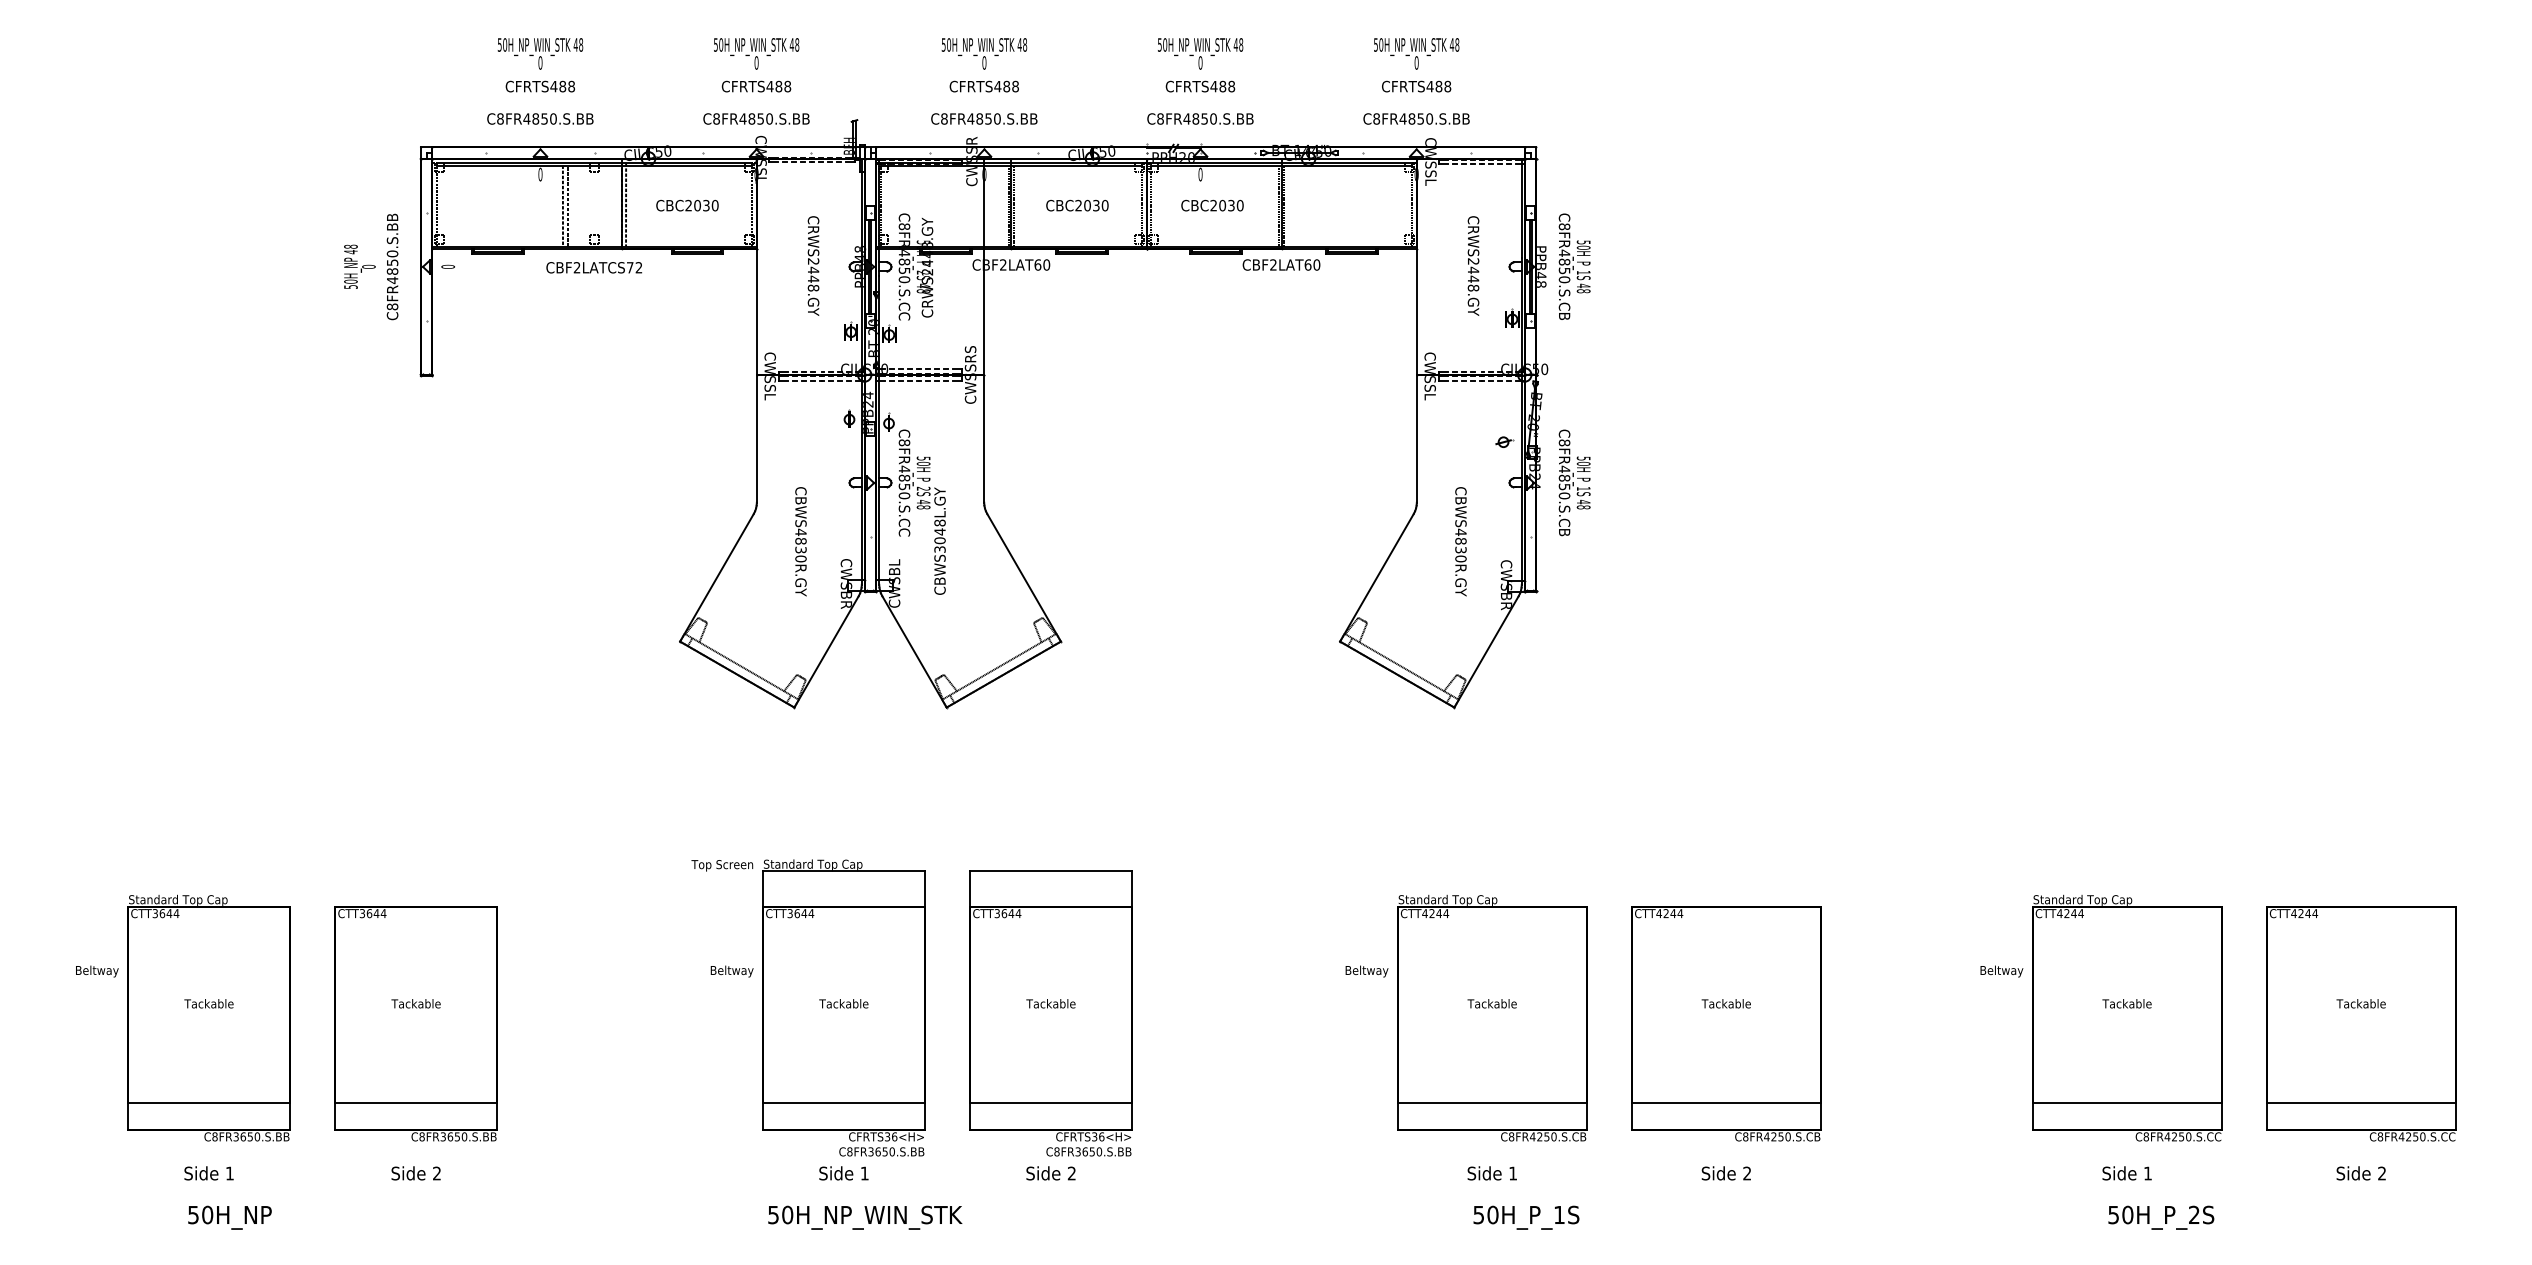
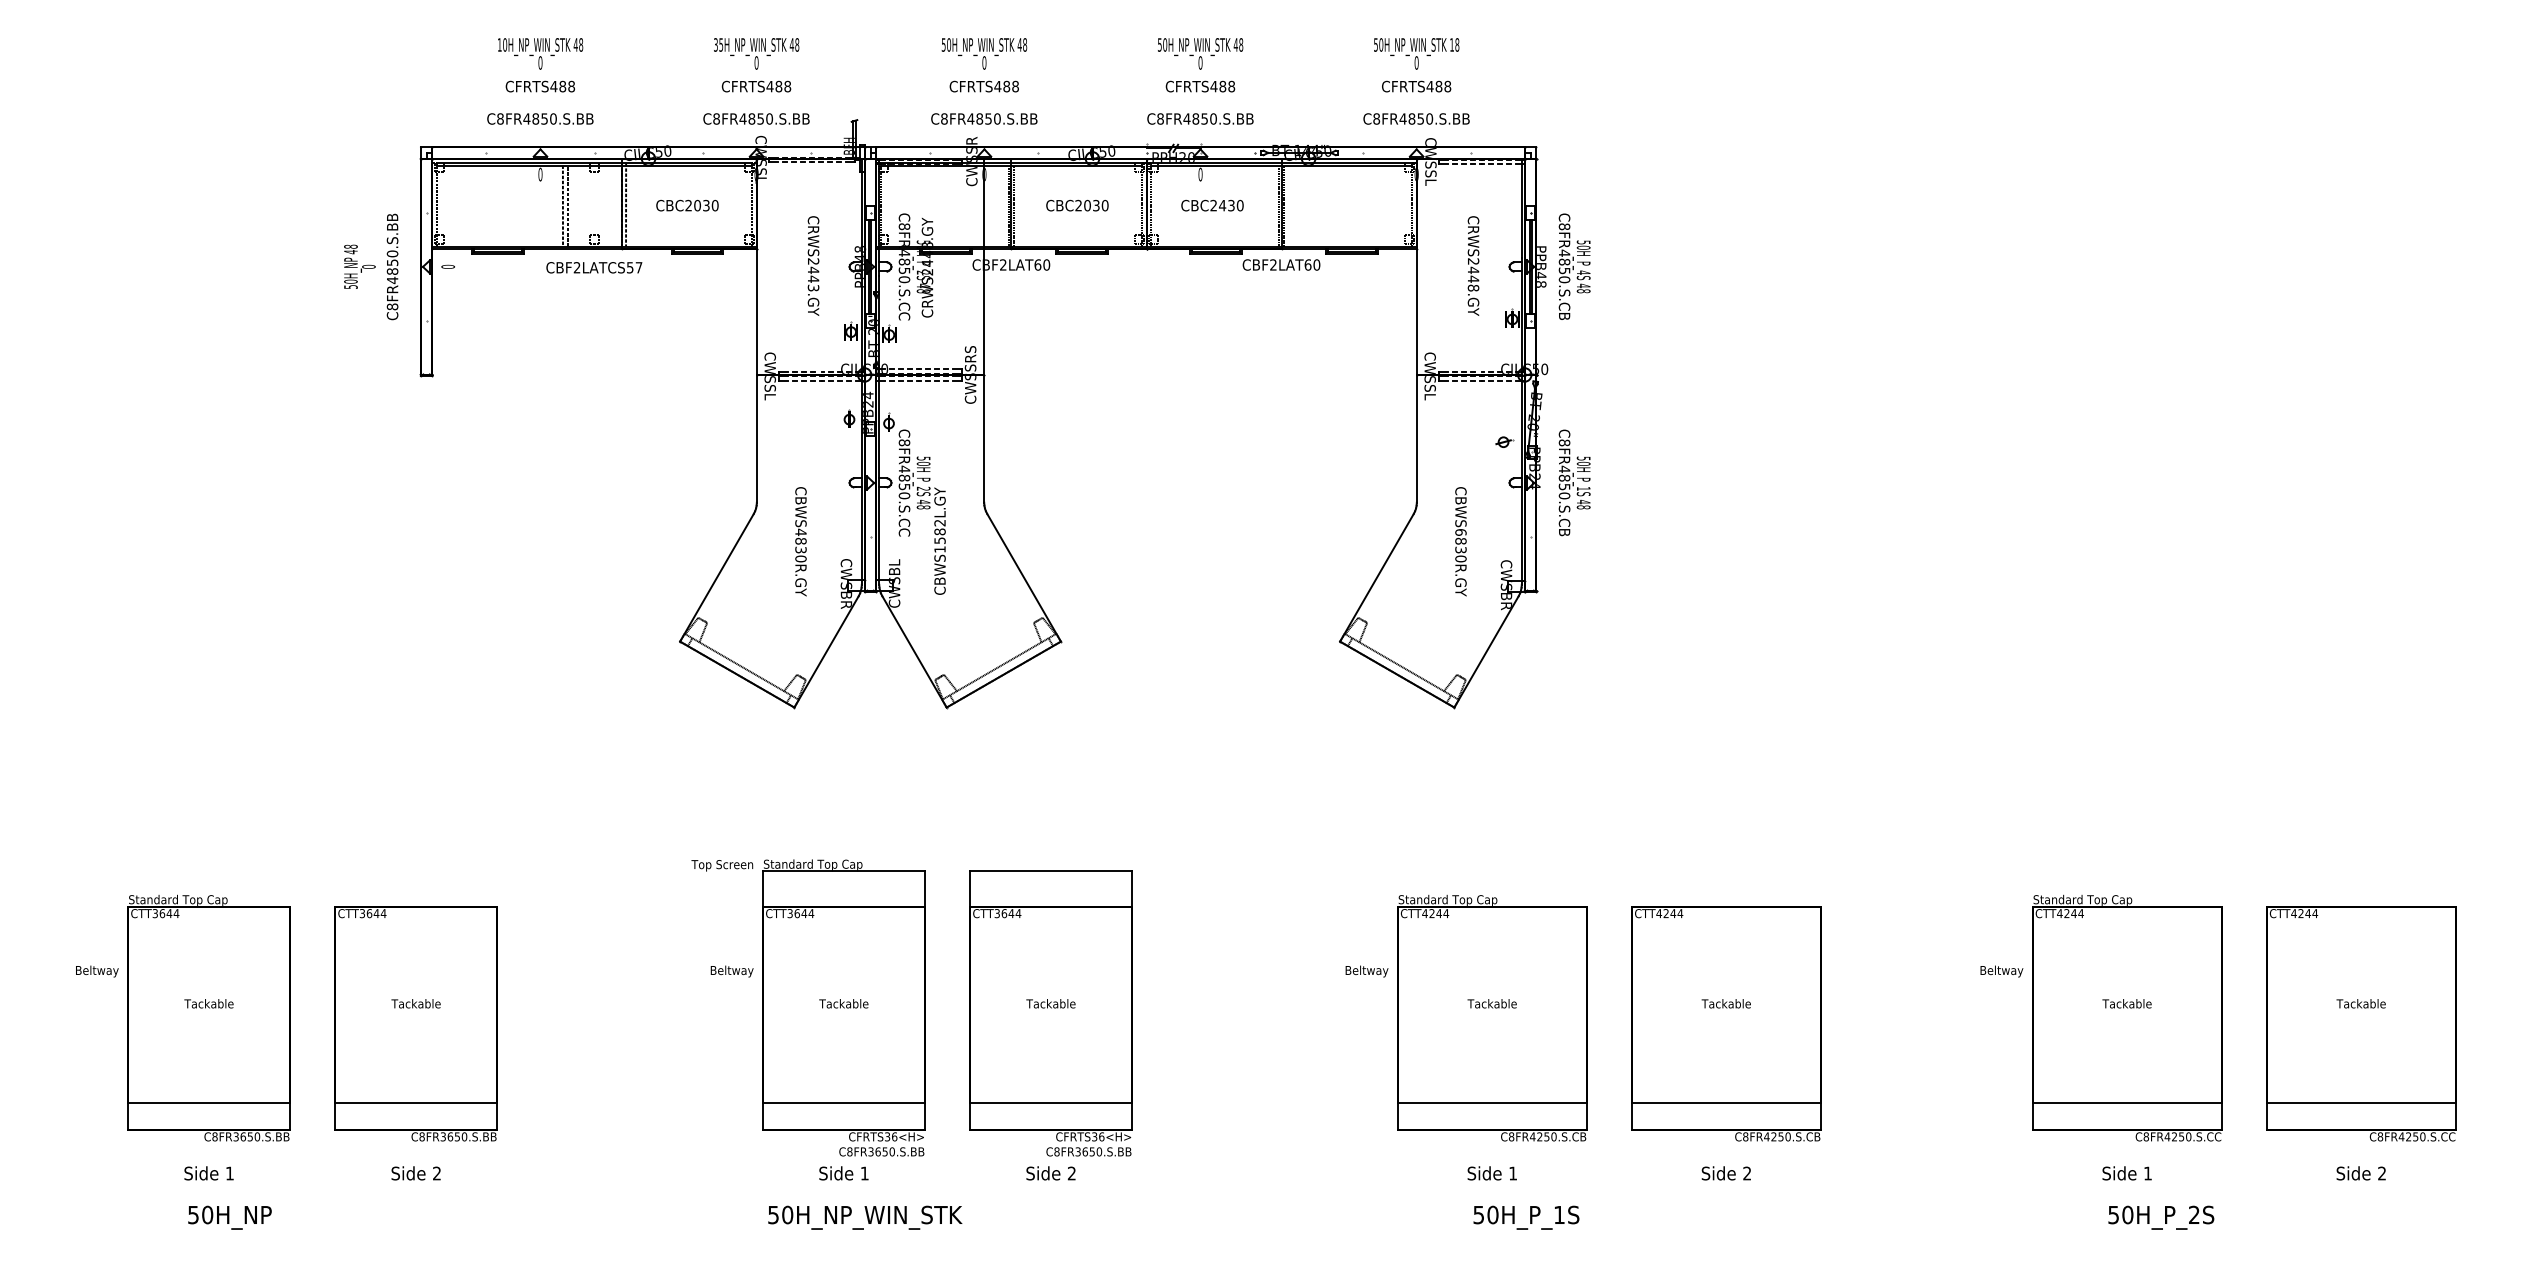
text: 50H_NP_WIN_STK -> 10H_NP_WIN_STK (499, 44)
text: 50H_NP_WIN_STK -> 35H_NP_WIN_STK (718, 44)
text: 48 -> 18 (1451, 44)
text: CBC2030 -> CBC2430 (1222, 205)
text: CBF2LATCS72 -> CBF2LATCS57 (634, 267)
text: 50H_P_1S -> 50H_P_4S (1583, 272)
text: CRWS2448.GY -> CRWS2443.GY (813, 287)
text: CBWS4830R.GY -> CBWS6830R.GY (1460, 532)
text: CBWS3048L.GY -> CBWS1582L.GY (939, 535)
